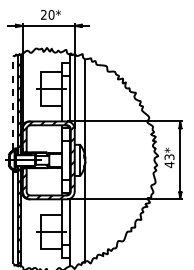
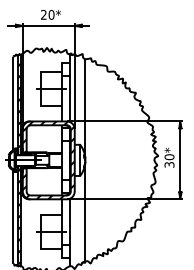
line: dashed -> solid (13, 103)
text: 43* -> 30* (169, 161)
